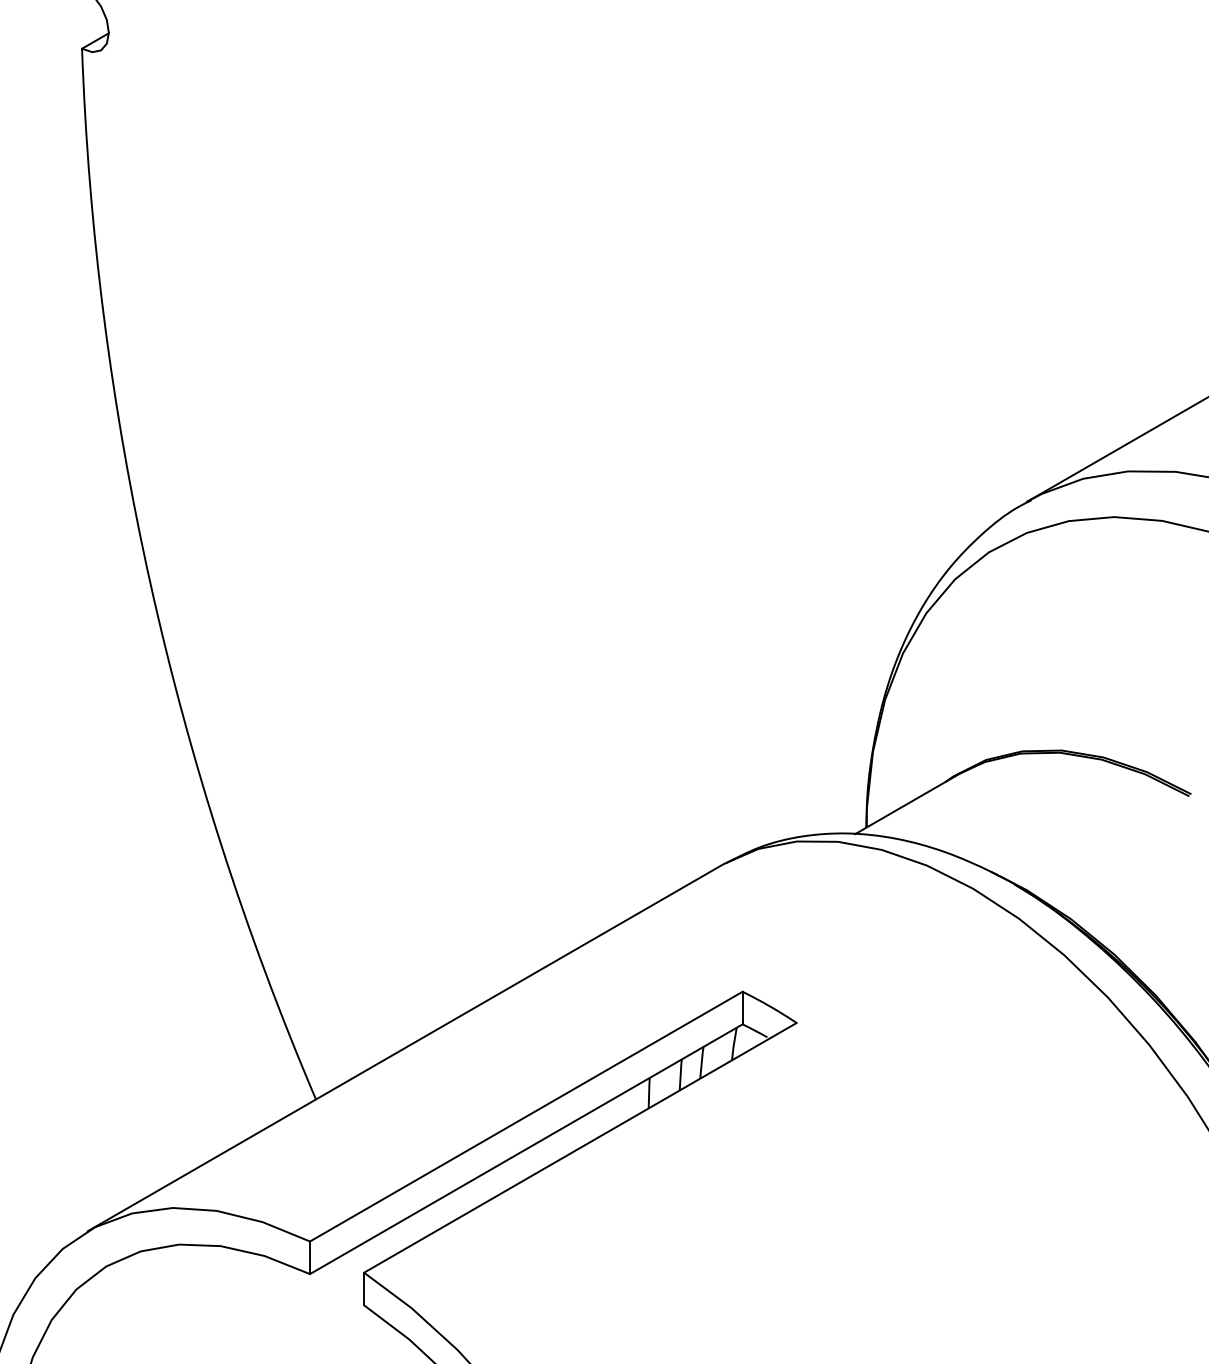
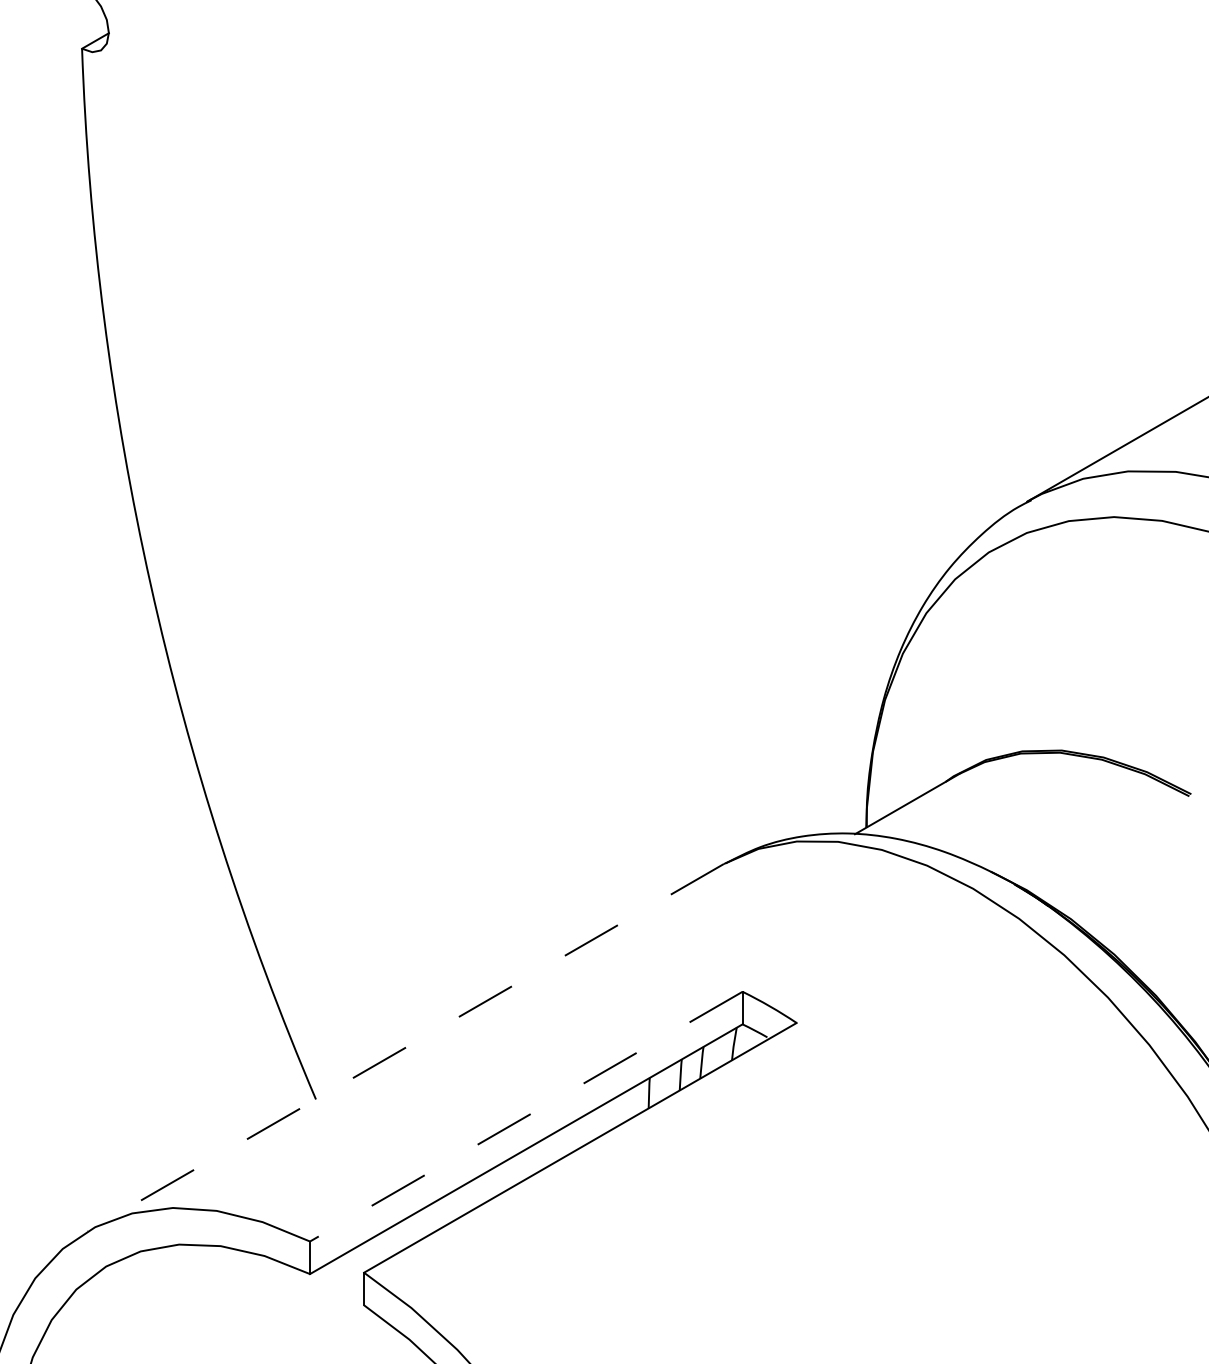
line: solid -> dashed (405, 1047)
line: solid -> dashed (526, 1116)
